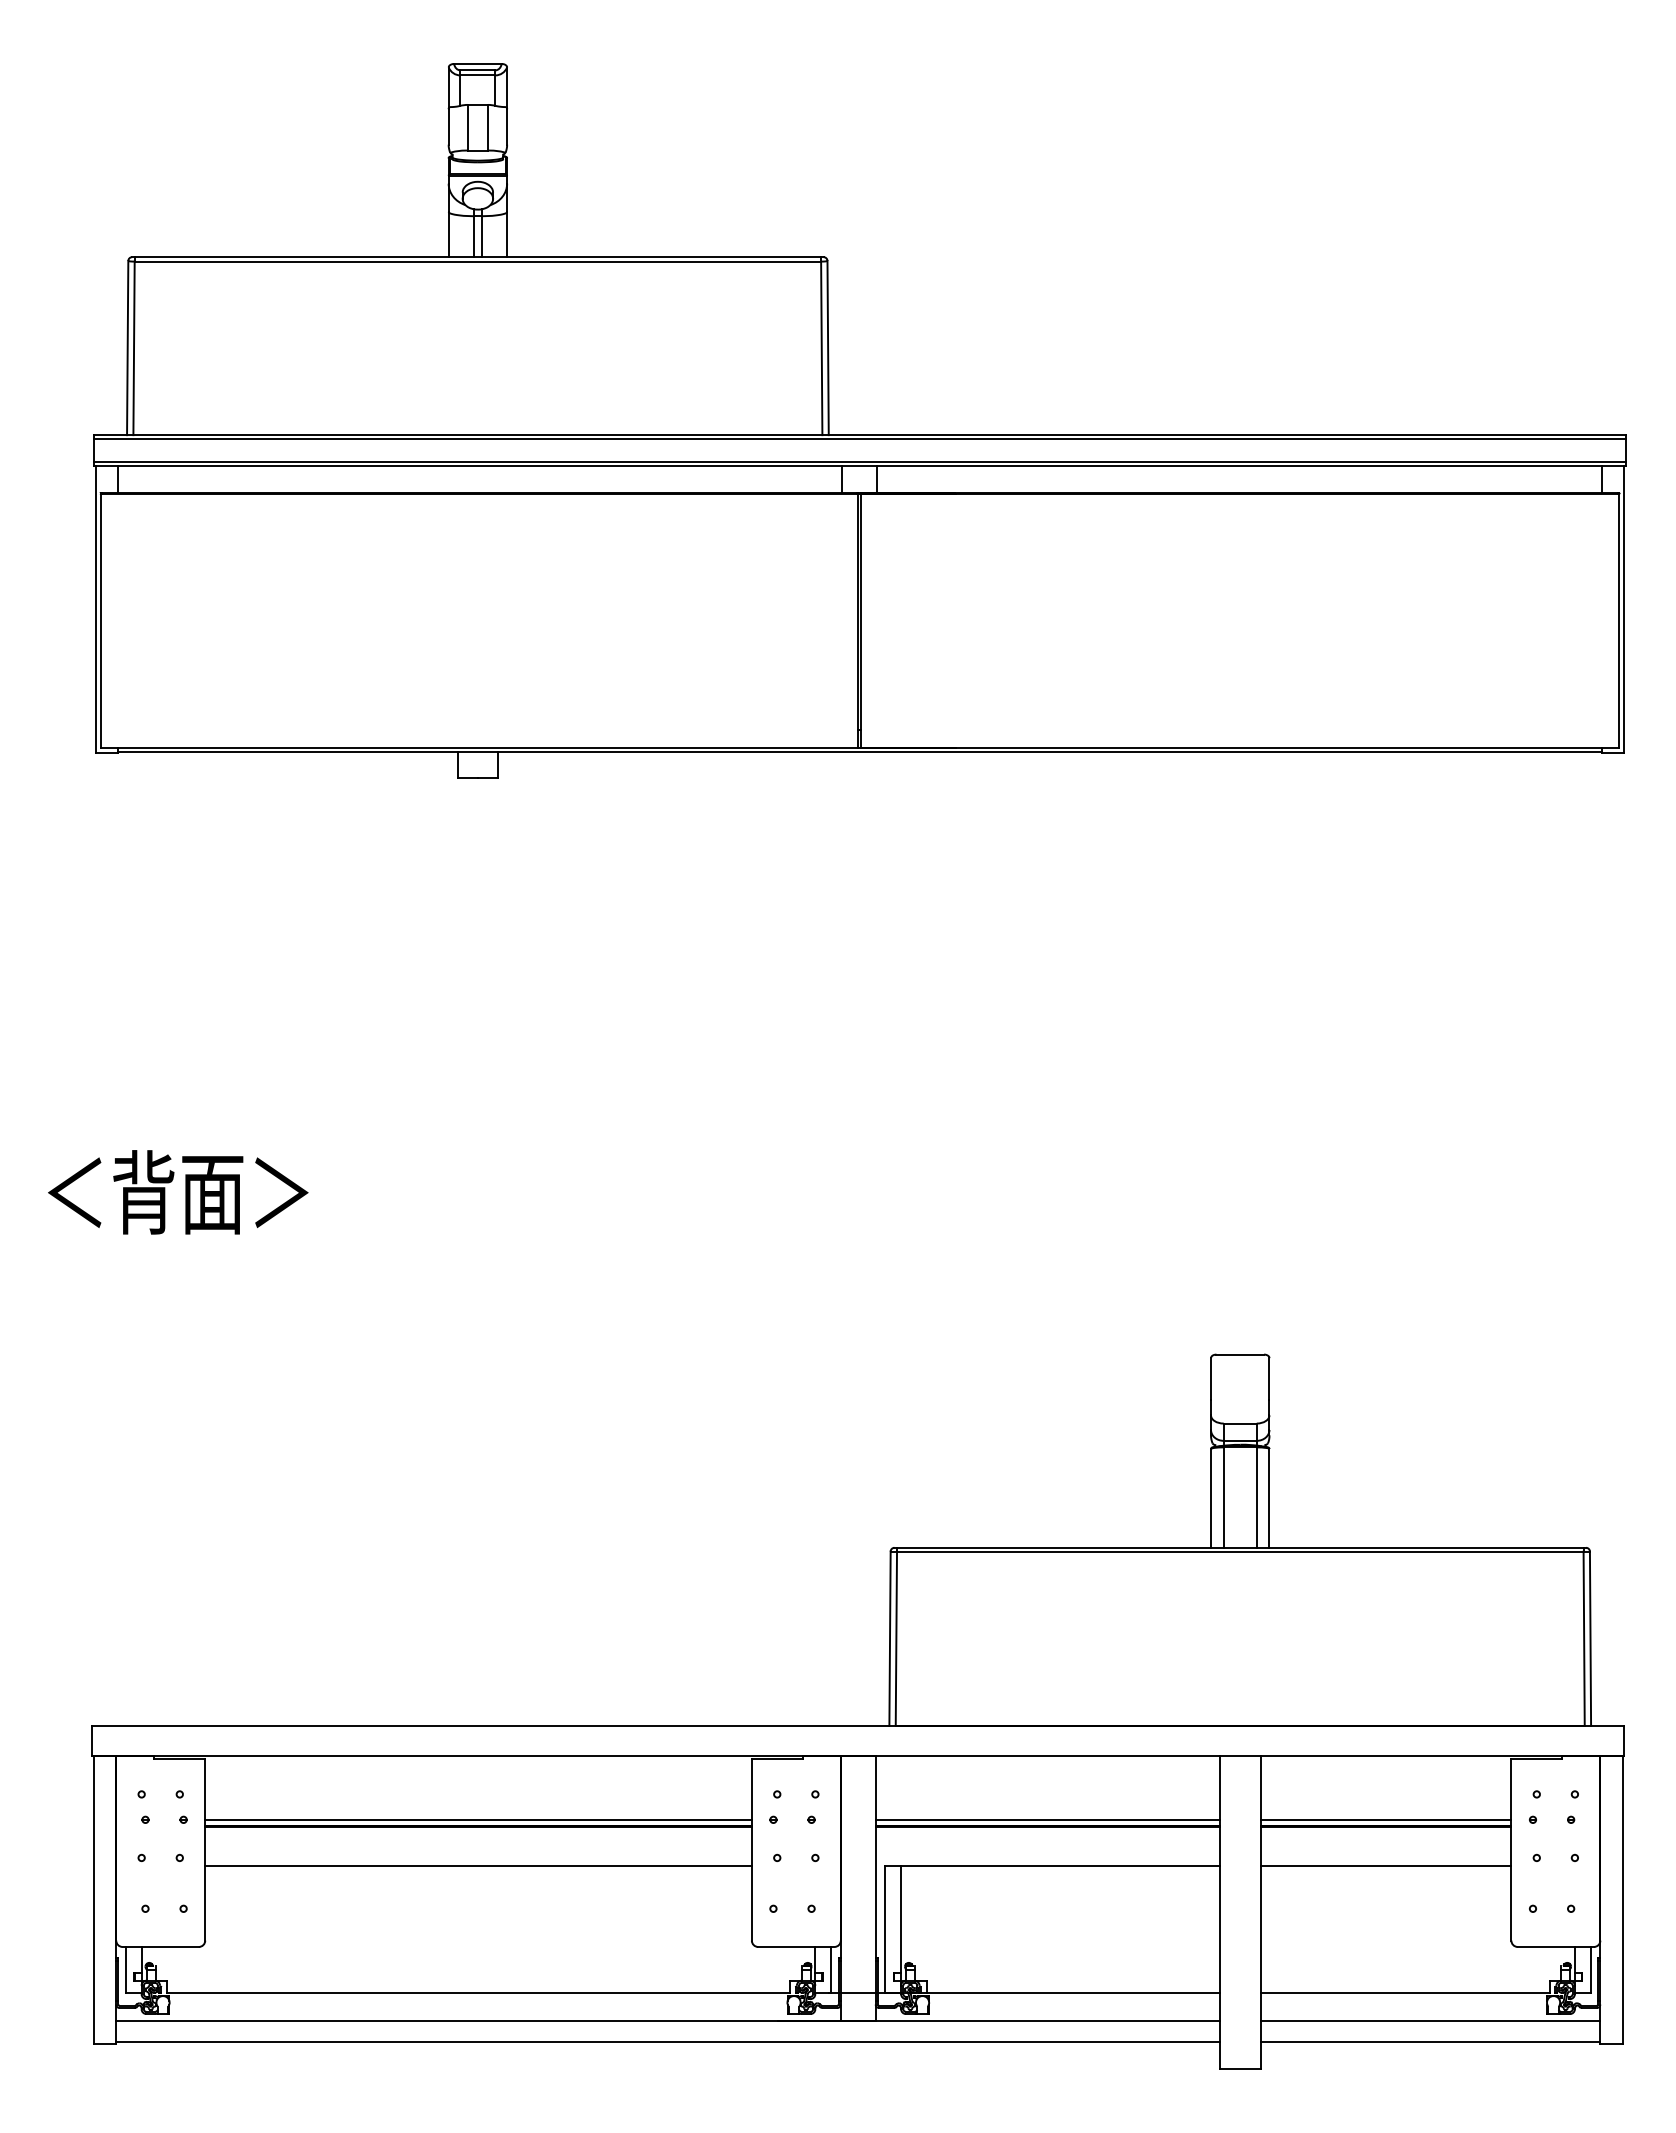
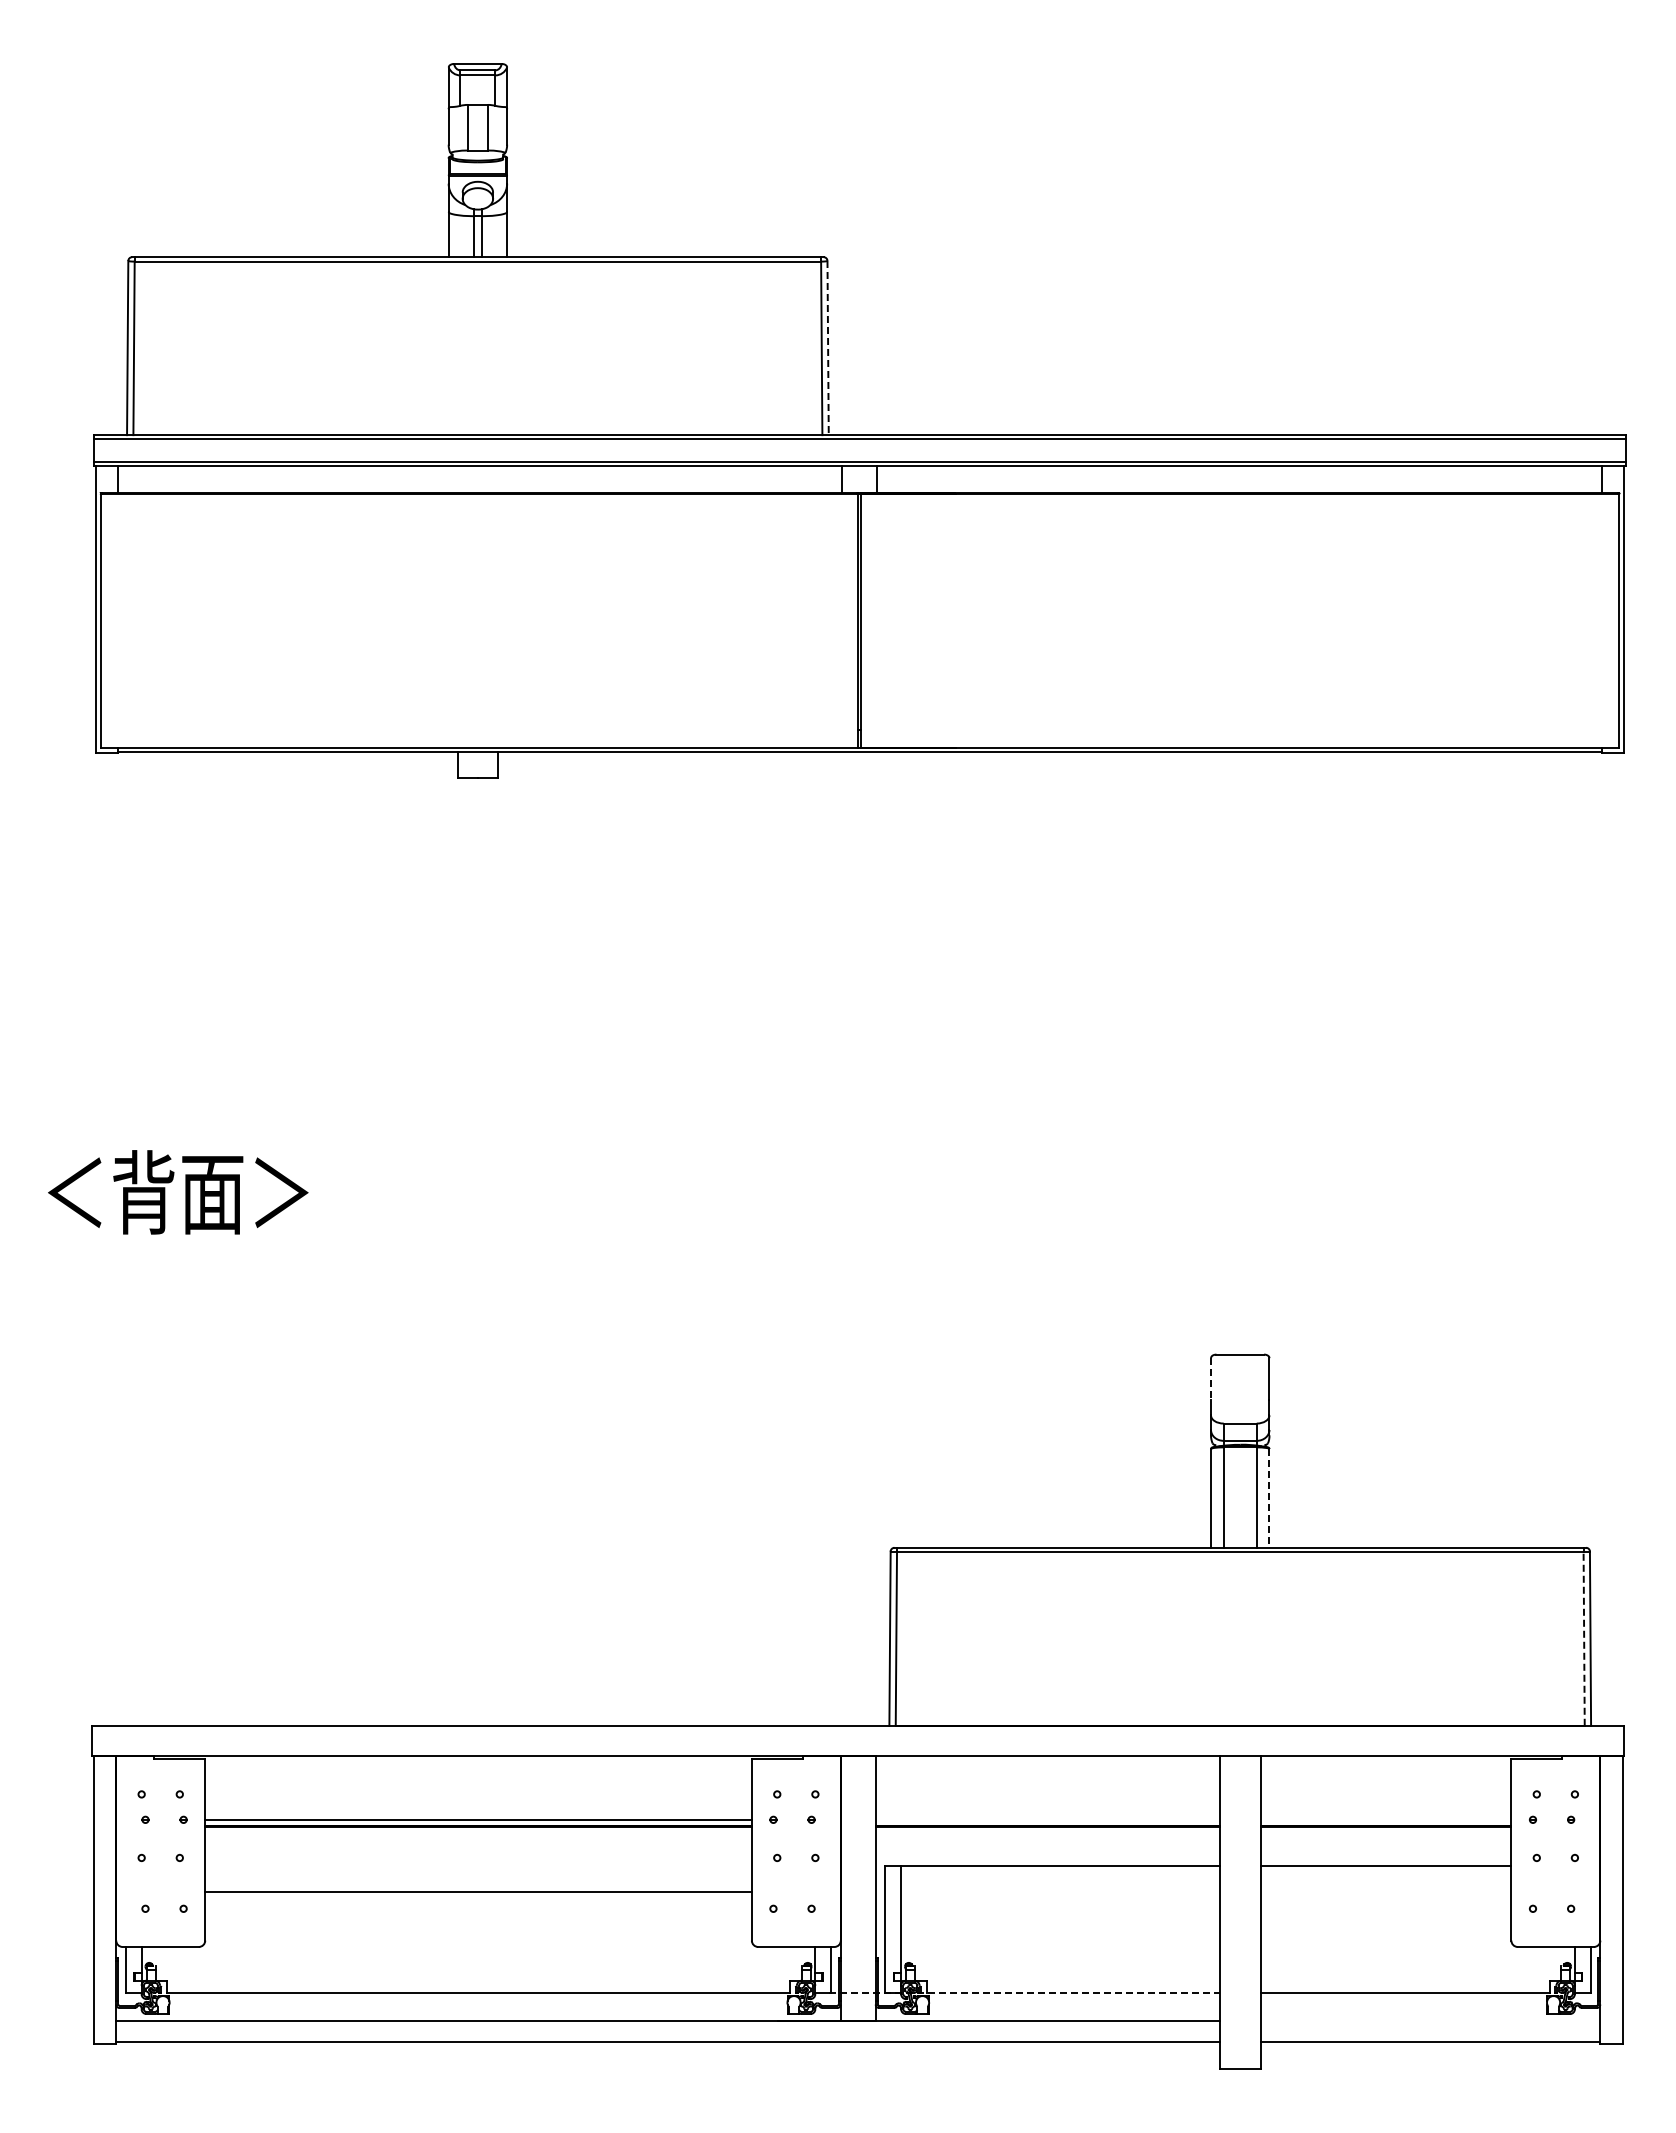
line: solid -> dashed (828, 348)
line: solid -> dashed (1211, 1379)
line: solid -> dashed (1269, 1498)
line: solid -> dashed (1584, 1638)
line: present -> none (1047, 1819)
line: present -> none (1385, 1819)
line position: (478, 1866) -> (478, 1892) (478, 1892)
line: solid -> dashed (1024, 1993)
line: present -> none (1430, 2020)
